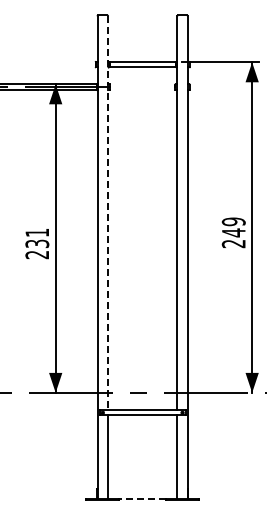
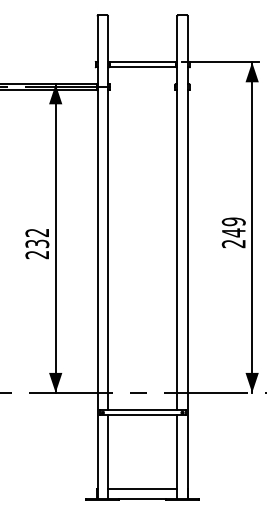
line: dashed -> solid (108, 213)
text: 231 -> 232 (36, 233)
line: none -> present (142, 488)
line: dashed -> solid (142, 499)
